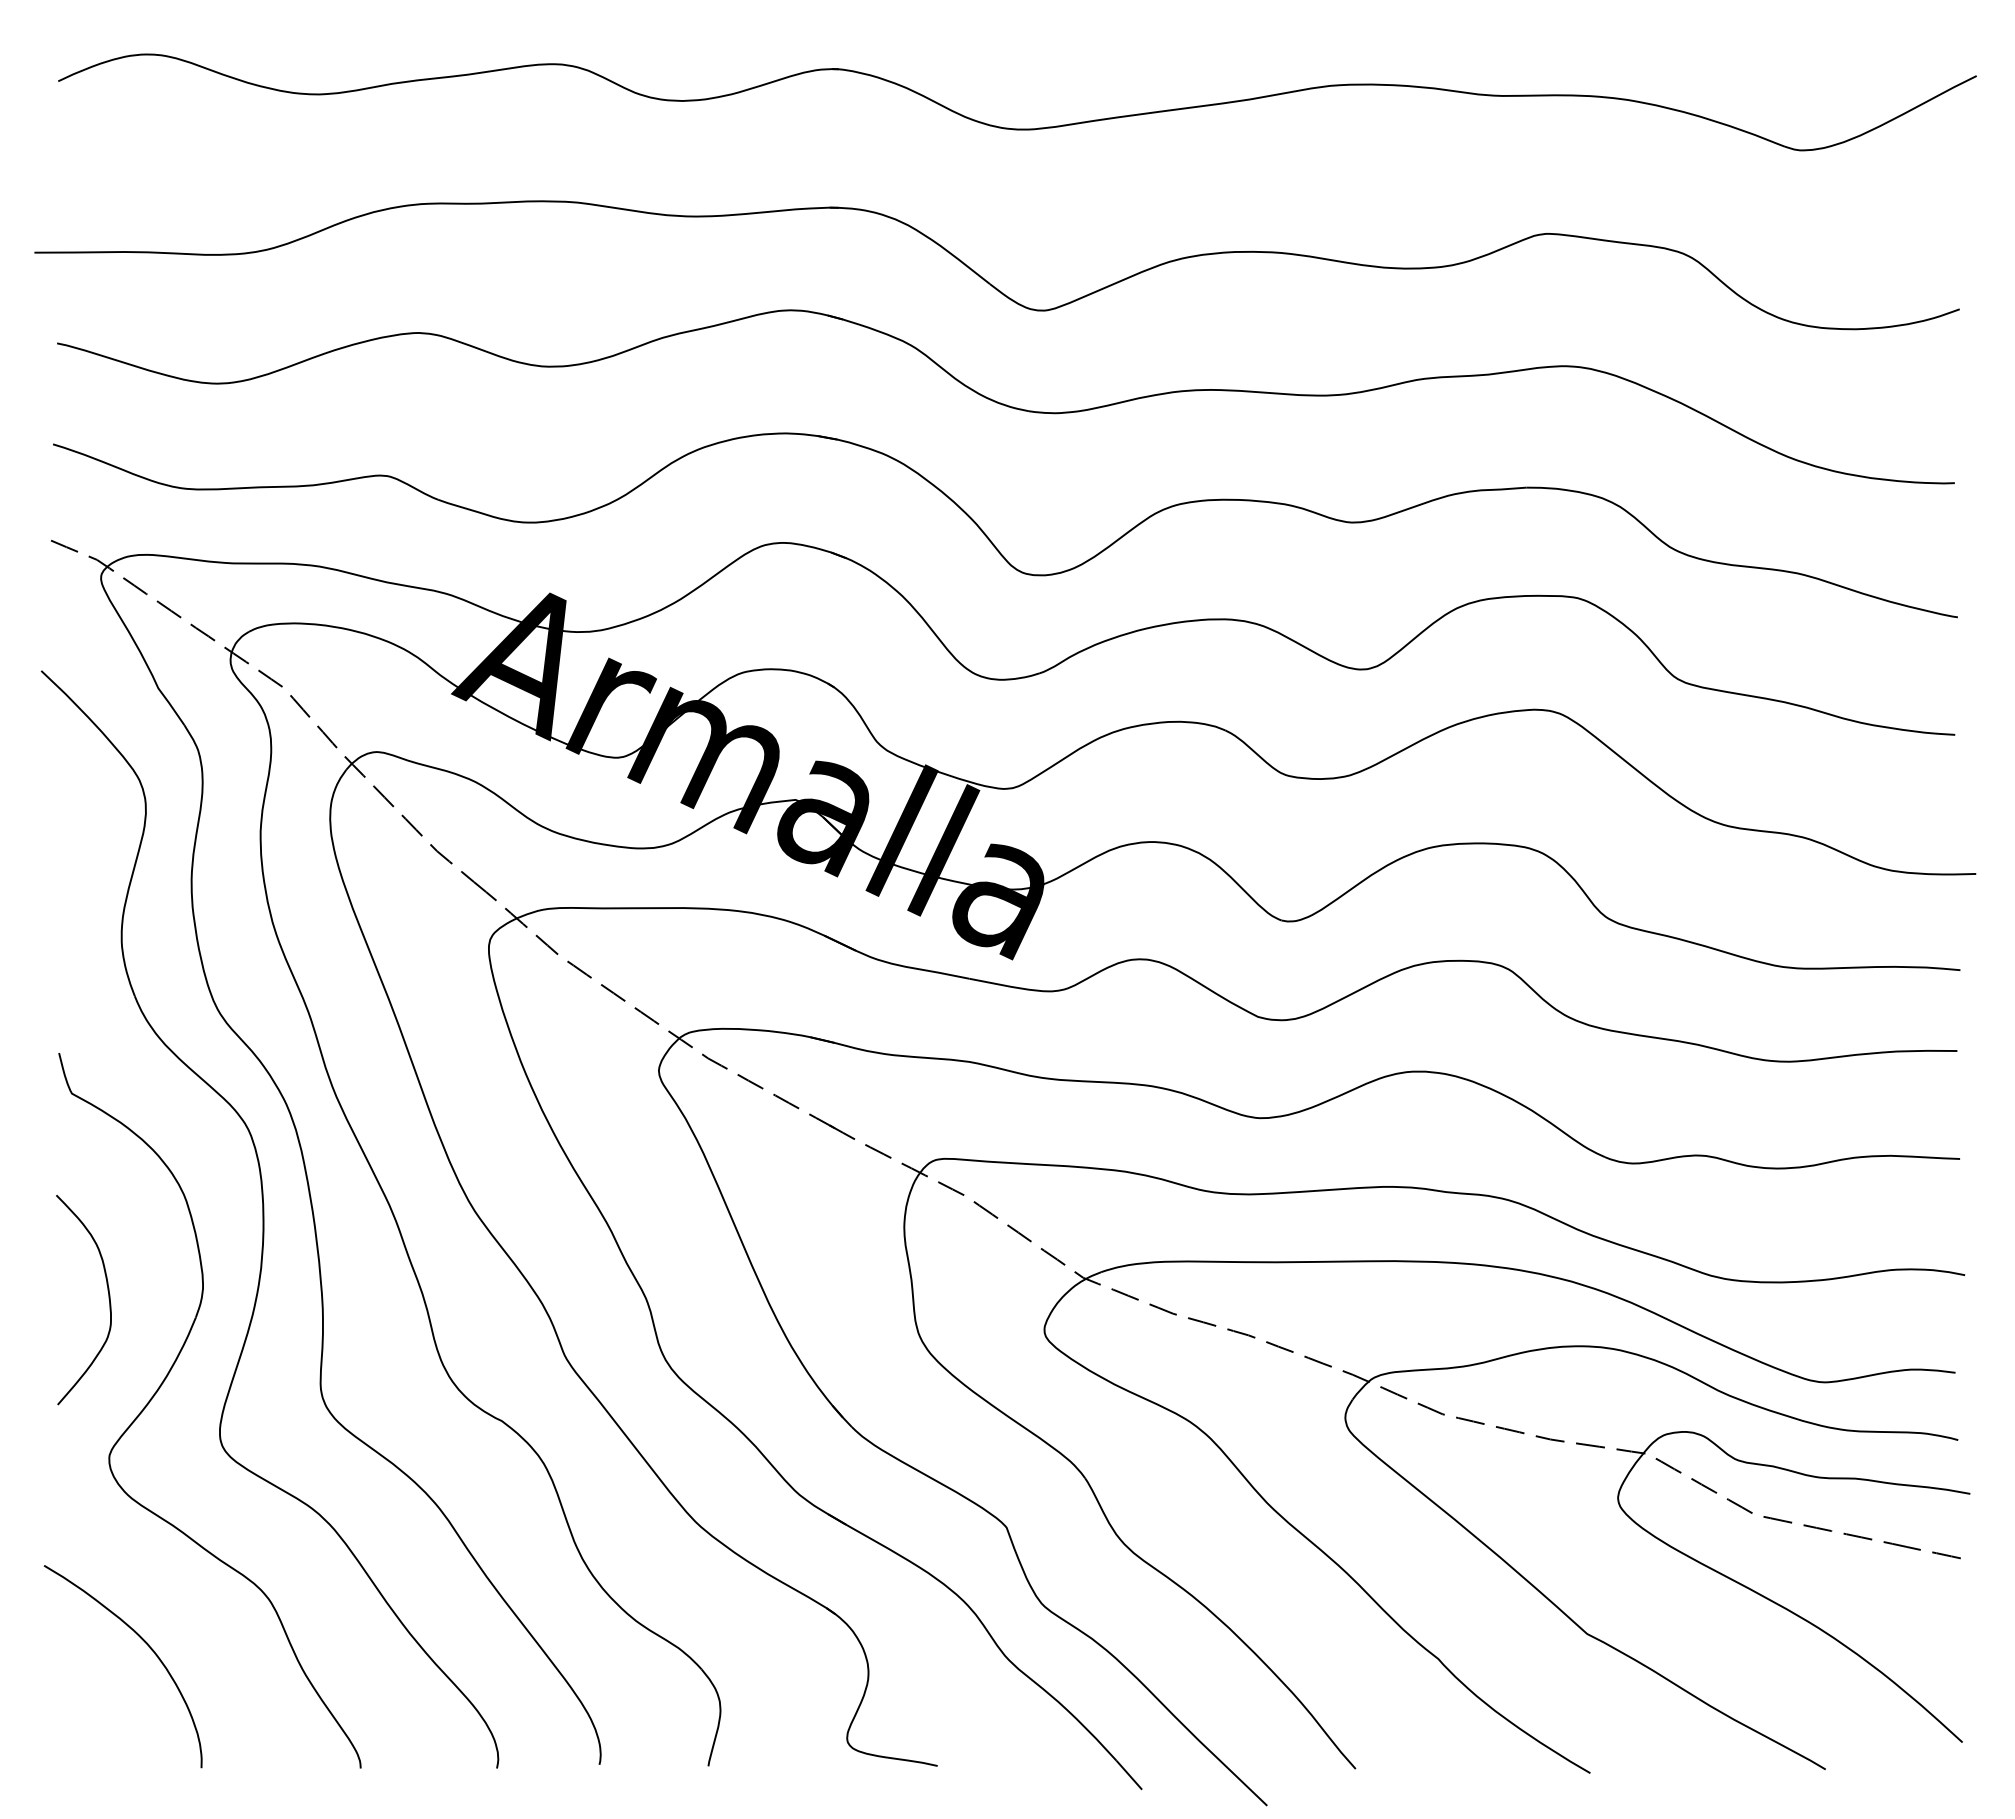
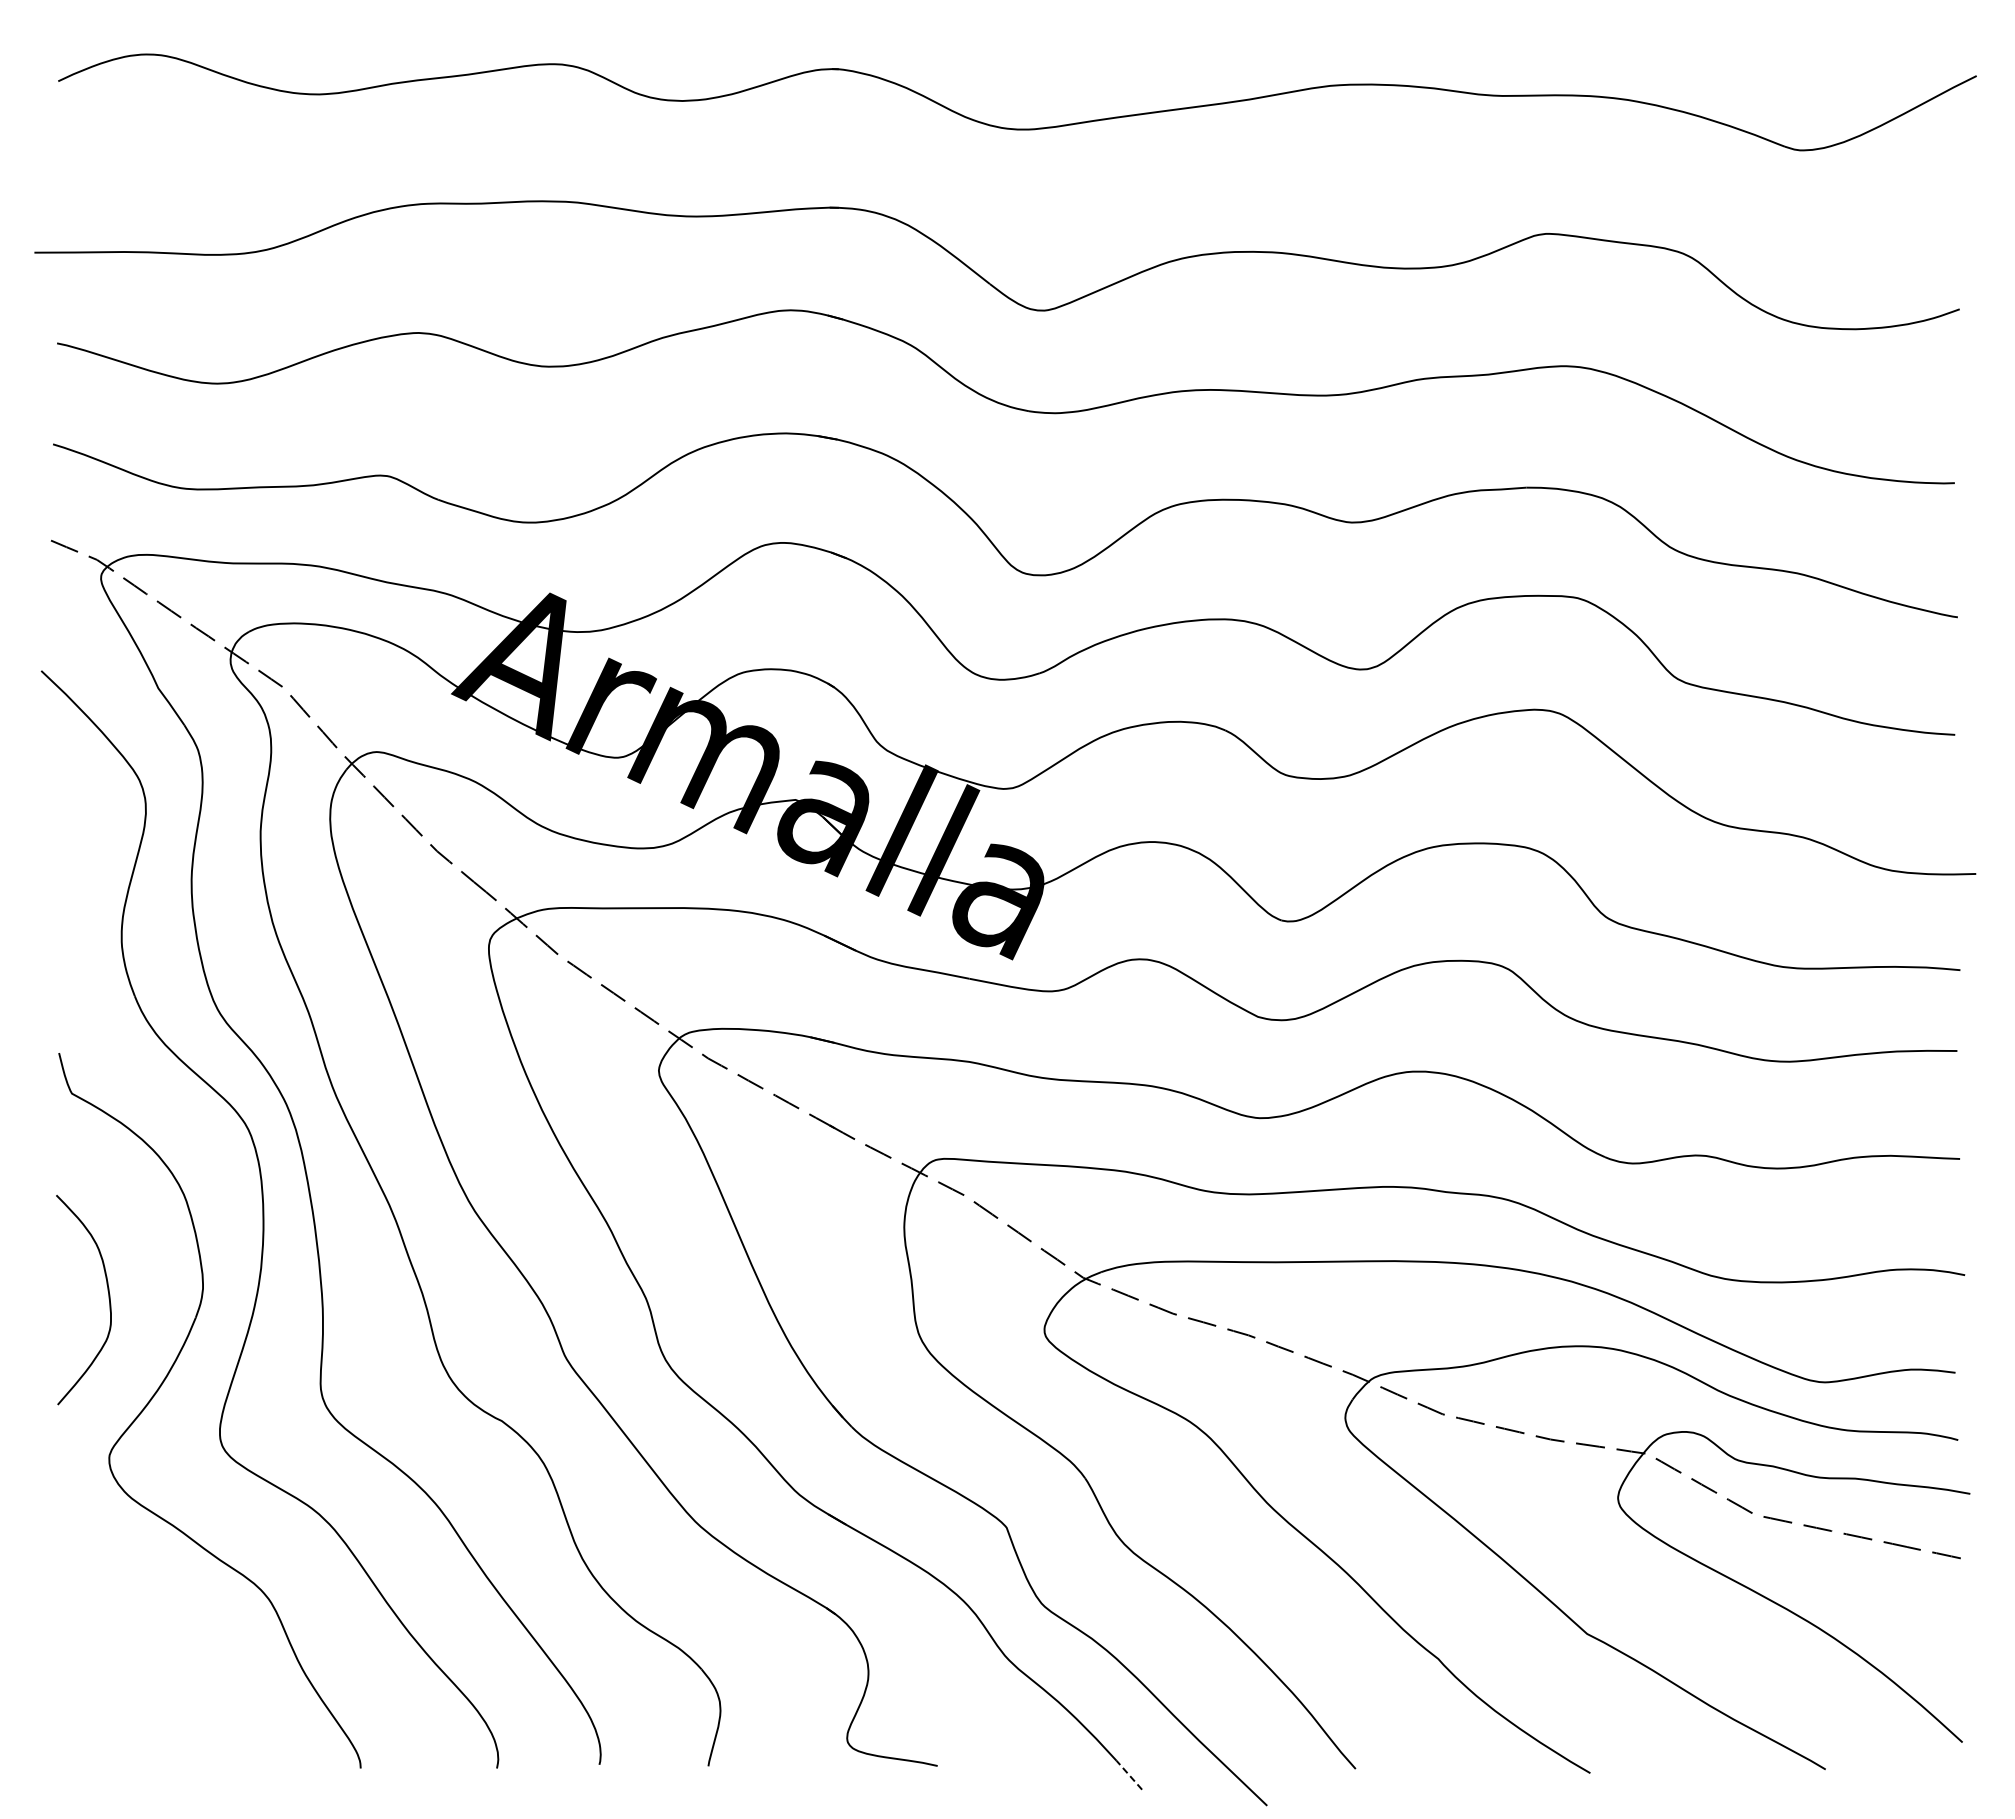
curve: present -> none (149, 1648)
line: solid -> dashed (1129, 1774)
